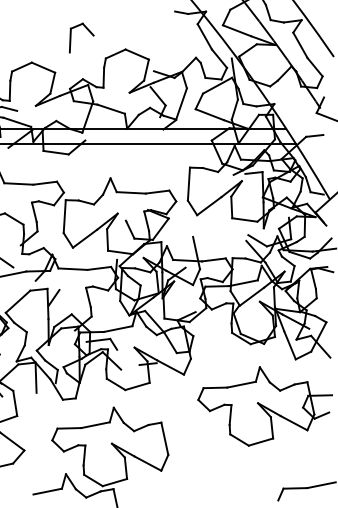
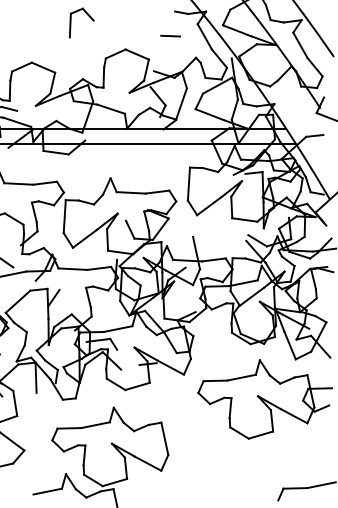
part position: (87, 30) -> (87, 15) (87, 15)
line: none -> present (170, 35)
part position: (264, 406) -> (264, 399) (264, 399)
